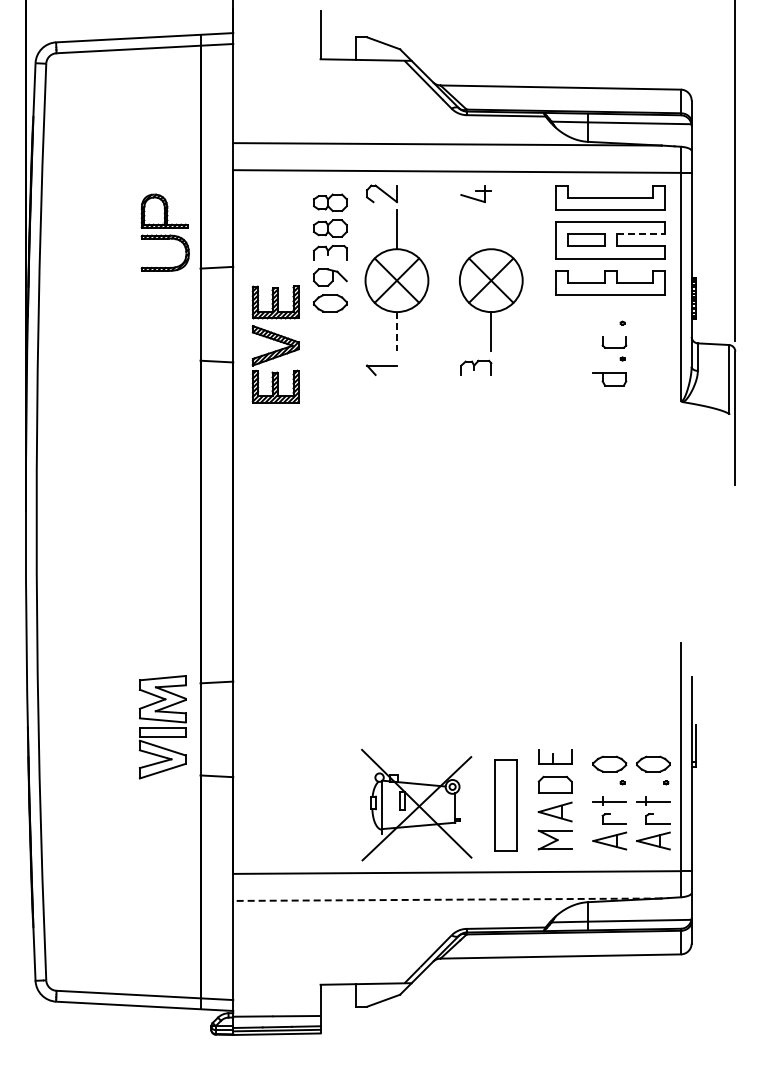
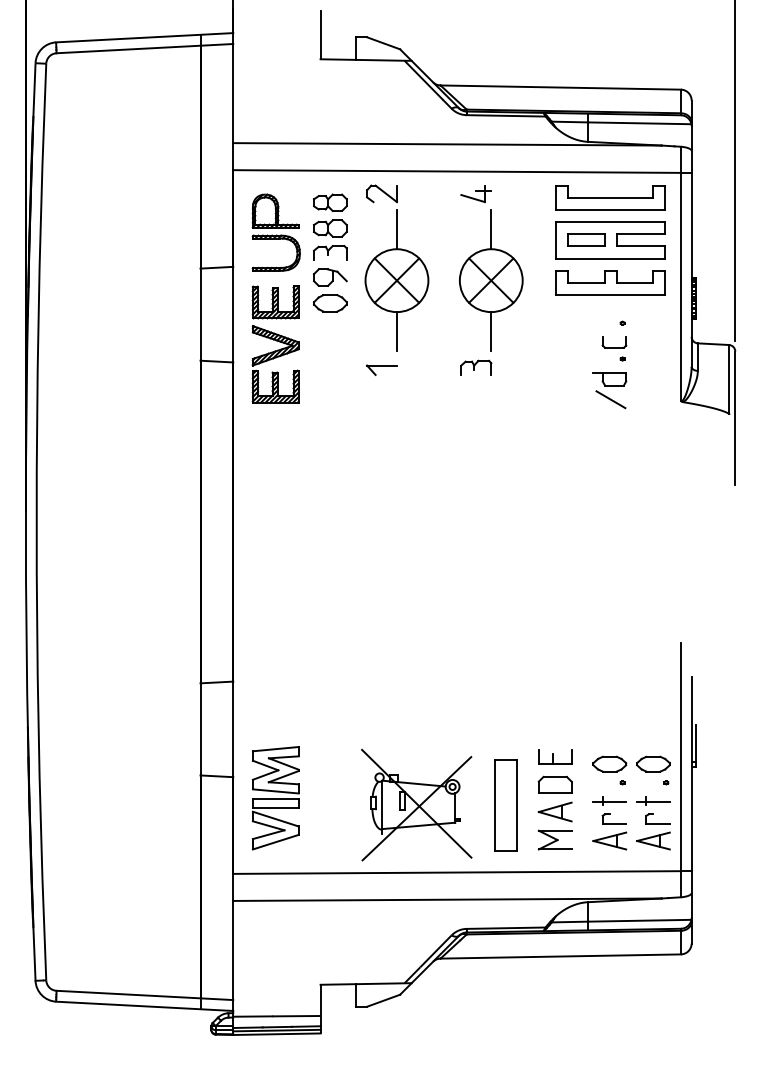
line: none -> present (491, 229)
part position: (164, 232) -> (275, 232) (275, 232)
line: dashed -> solid (641, 234)
line: dashed -> solid (396, 331)
line: none -> present (610, 399)
part position: (162, 727) -> (275, 798) (275, 798)
line: dashed -> solid (446, 899)
